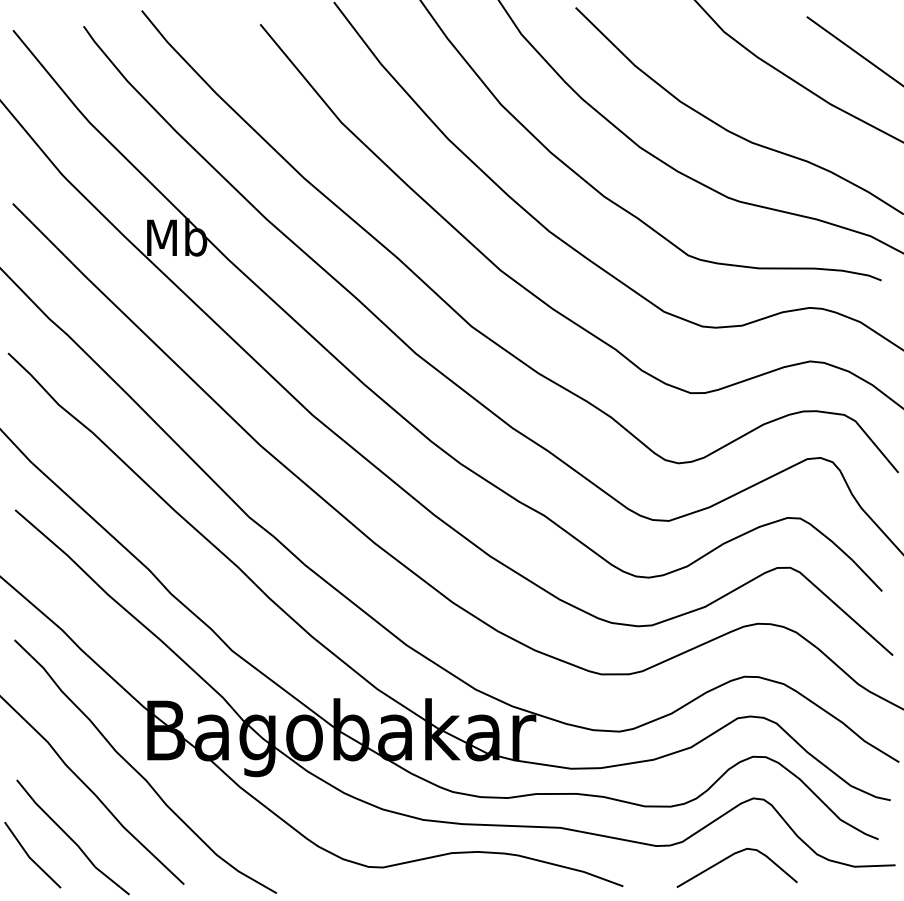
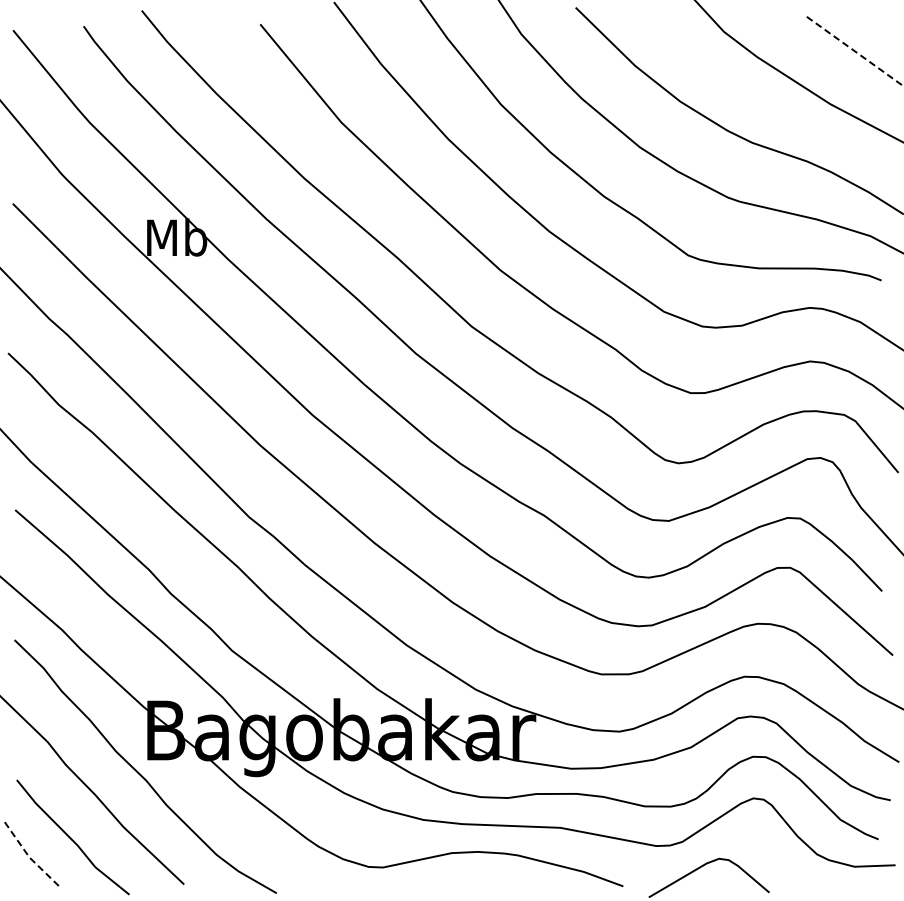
line: solid -> dashed (855, 51)
line: solid -> dashed (29, 857)
curve position: (730, 857) -> (702, 867) (702, 867)
